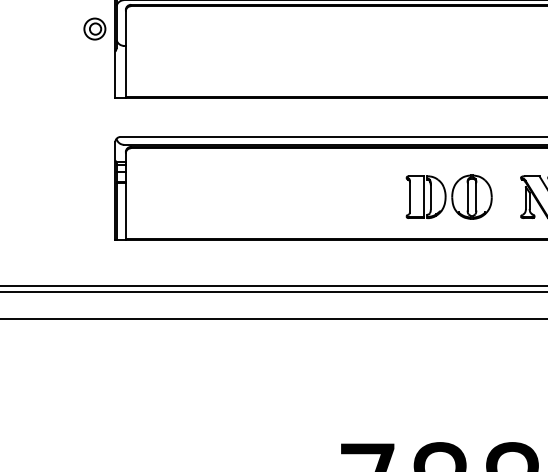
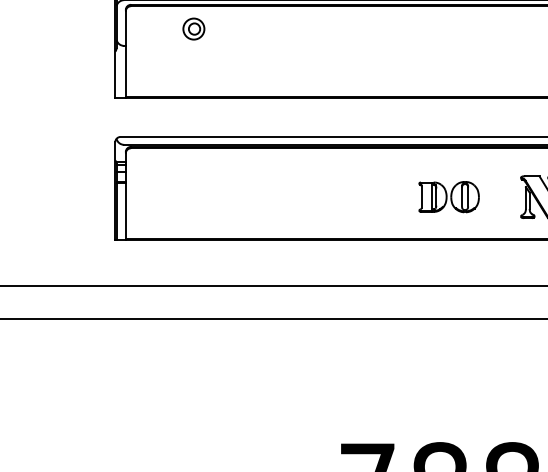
part position: (94, 28) -> (193, 28) (193, 28)
part size: 88x46 px -> 62x33 px (448, 197)
line: present -> none (273, 292)
